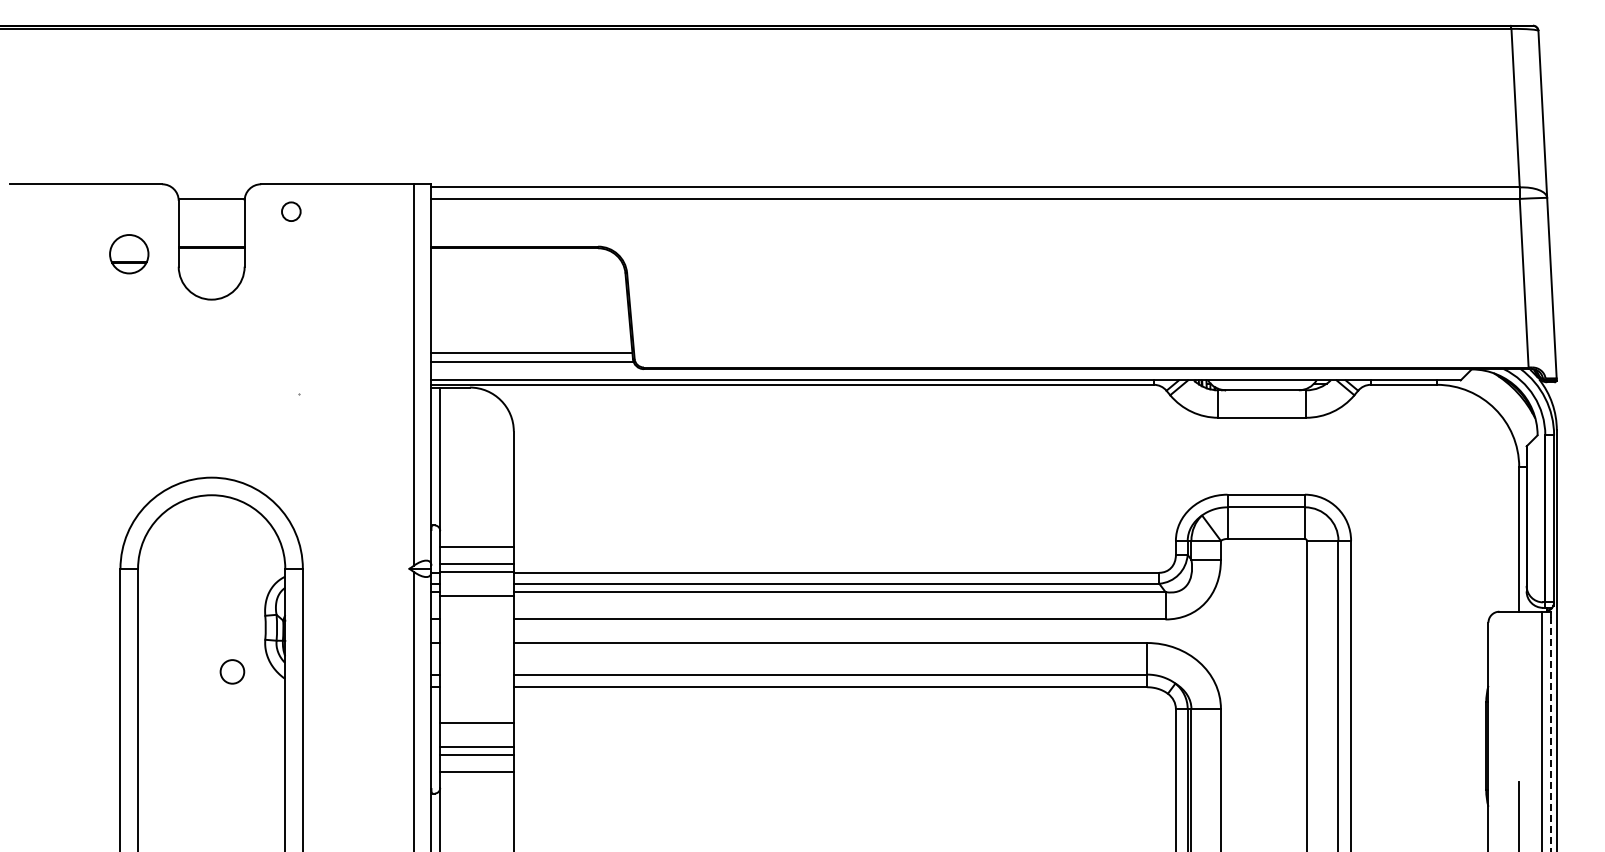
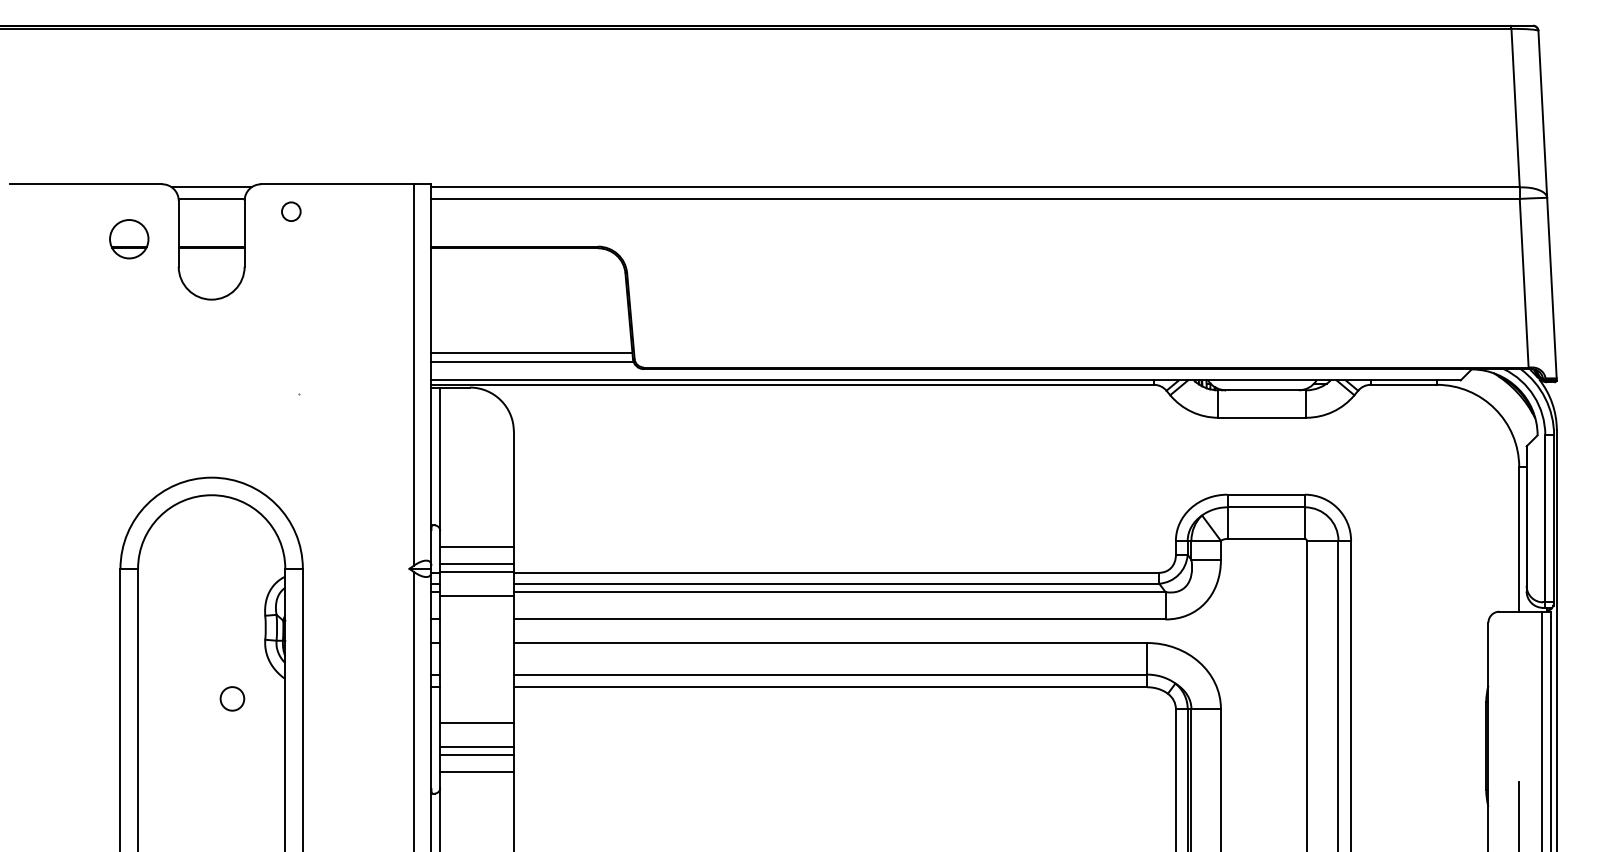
line: none -> present (211, 187)
part position: (129, 254) -> (129, 239) (129, 239)
circle position: (232, 671) -> (232, 698) (232, 698)
line: dashed -> solid (1551, 734)
